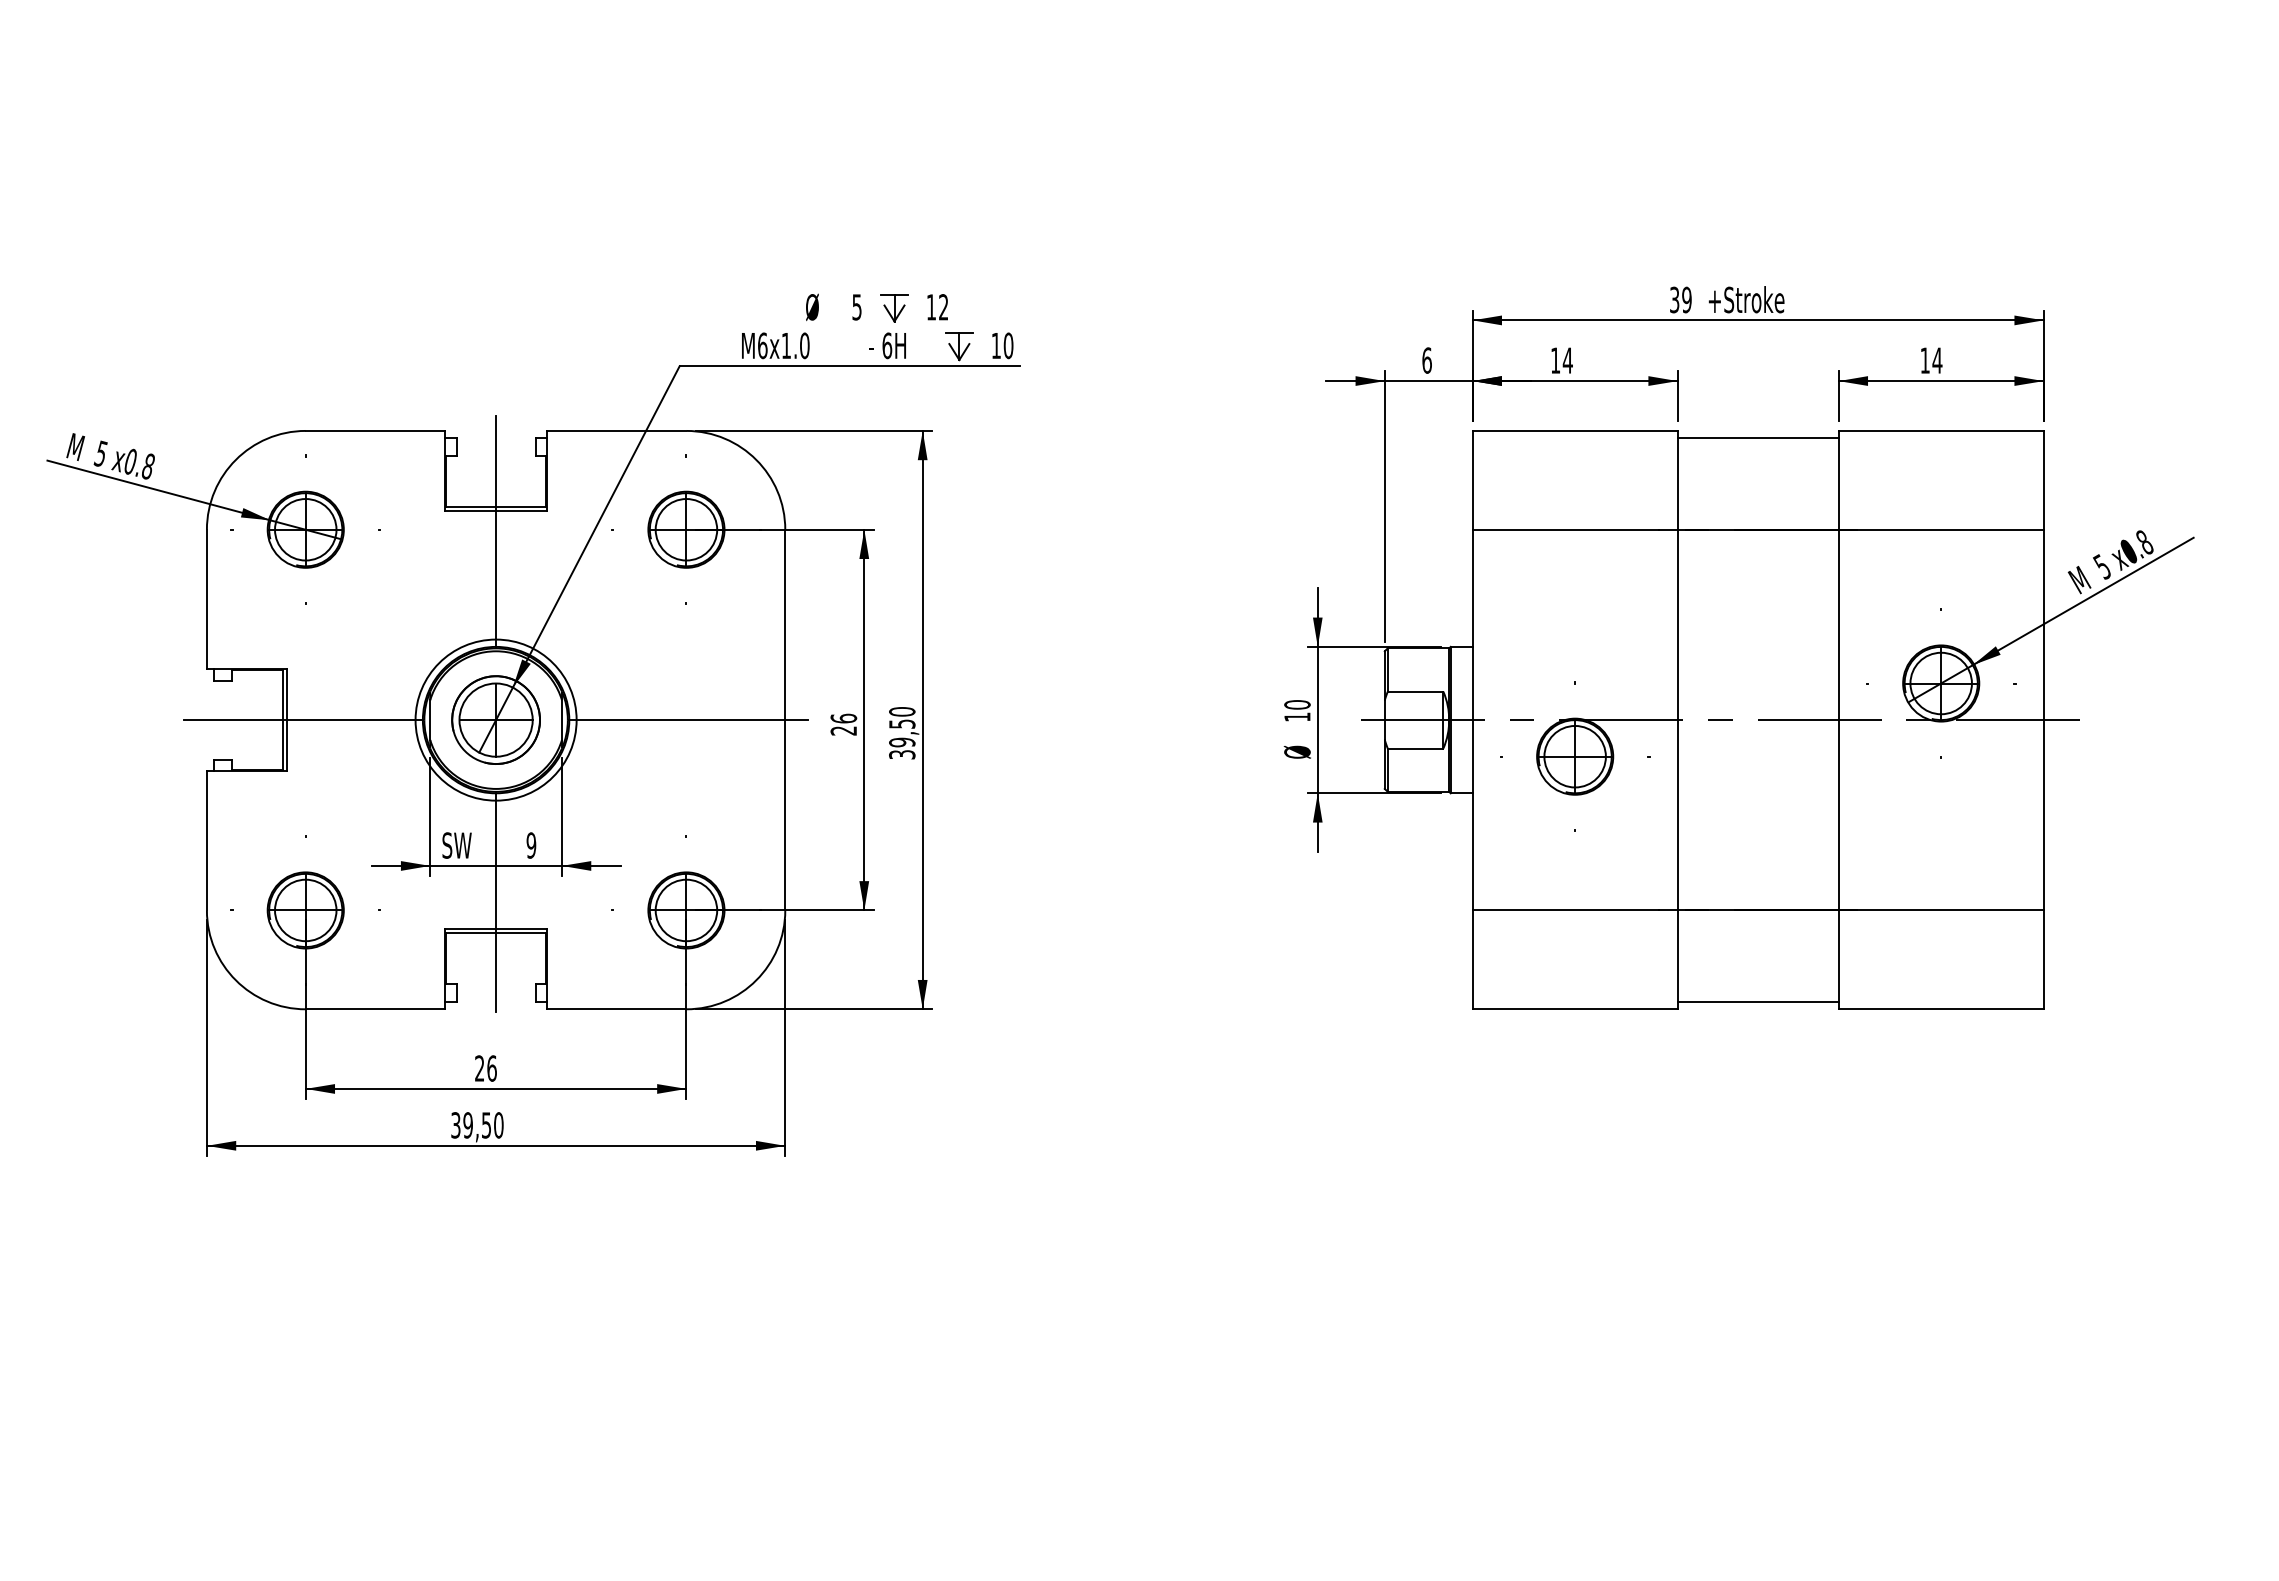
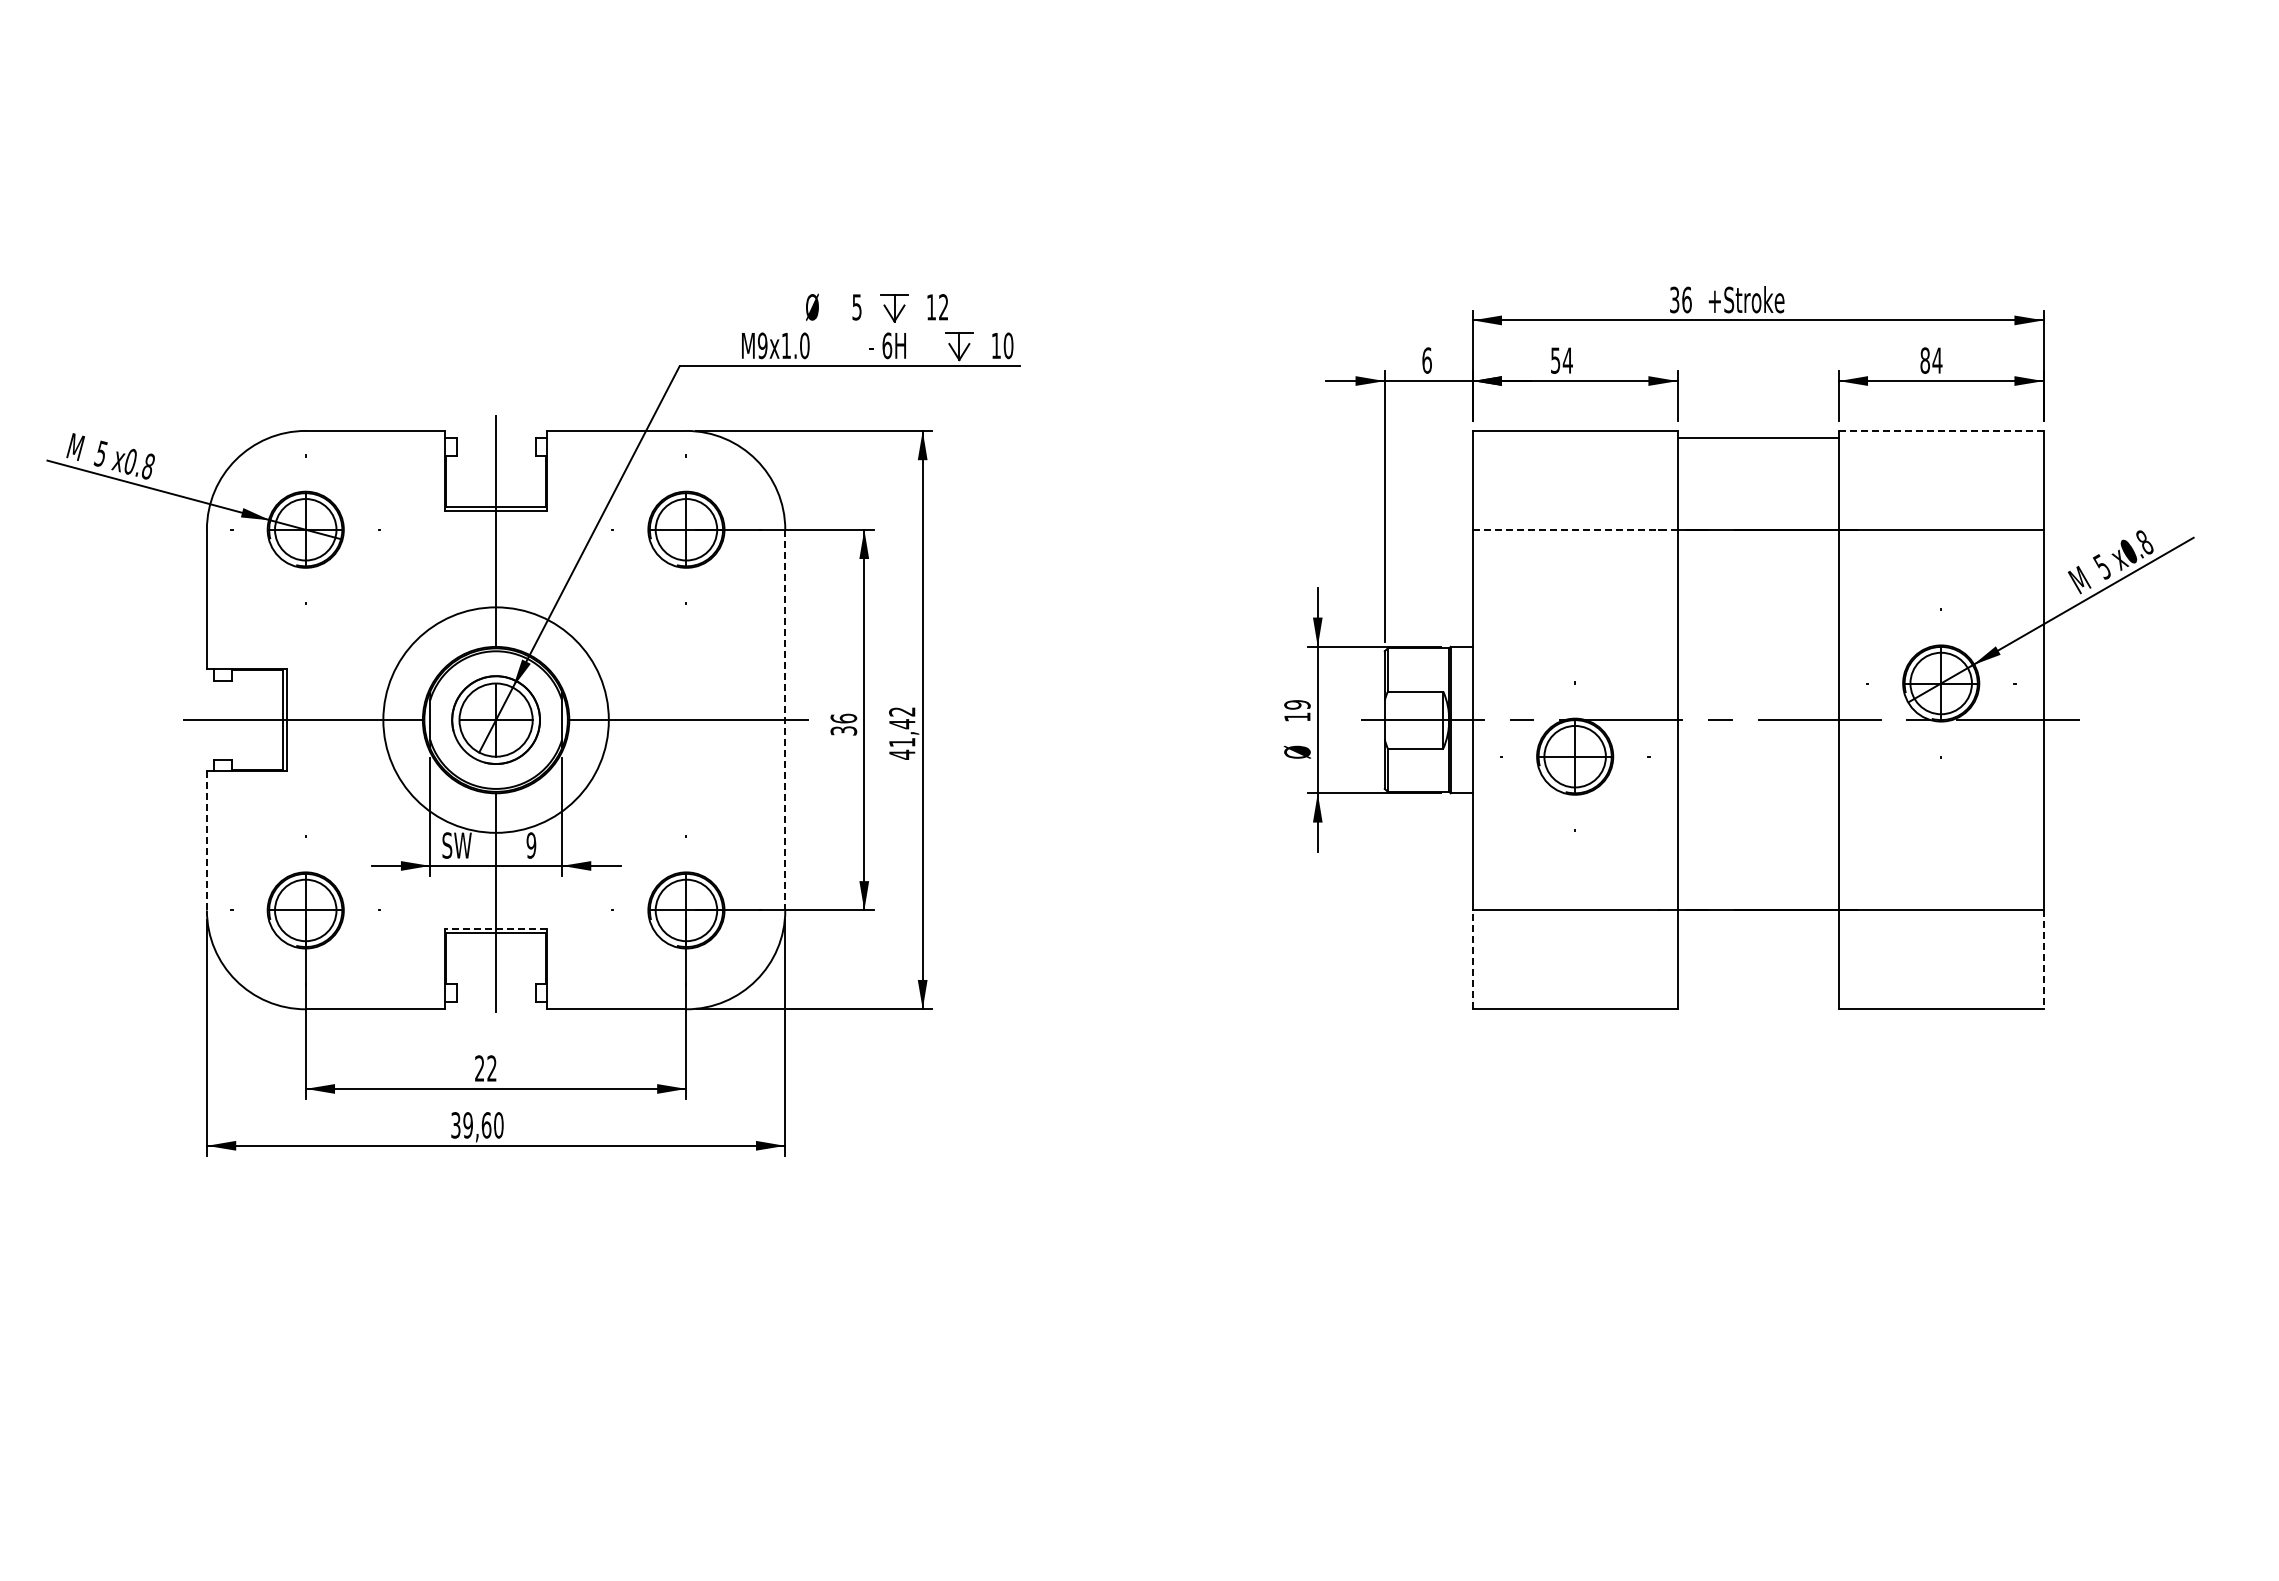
text: 39 -> 36 (1686, 299)
text: M6x1.0 -> M9x1.0 (762, 345)
text: 14 -> 54 (1555, 360)
text: 14 -> 84 (1924, 360)
line: solid -> dashed (1941, 430)
line: solid -> dashed (1574, 529)
text: 10 -> 19 (1297, 704)
circle diameter: 161 px -> 225 px (495, 719)
line: solid -> dashed (785, 720)
text: 26 -> 36 (844, 730)
text: 39,50 -> 41,42 (902, 733)
line: solid -> dashed (206, 840)
line: solid -> dashed (495, 928)
line: solid -> dashed (1472, 959)
line: solid -> dashed (2043, 960)
line: present -> none (1757, 1001)
text: 26 -> 22 (491, 1068)
text: 39,50 -> 39,60 (486, 1125)
